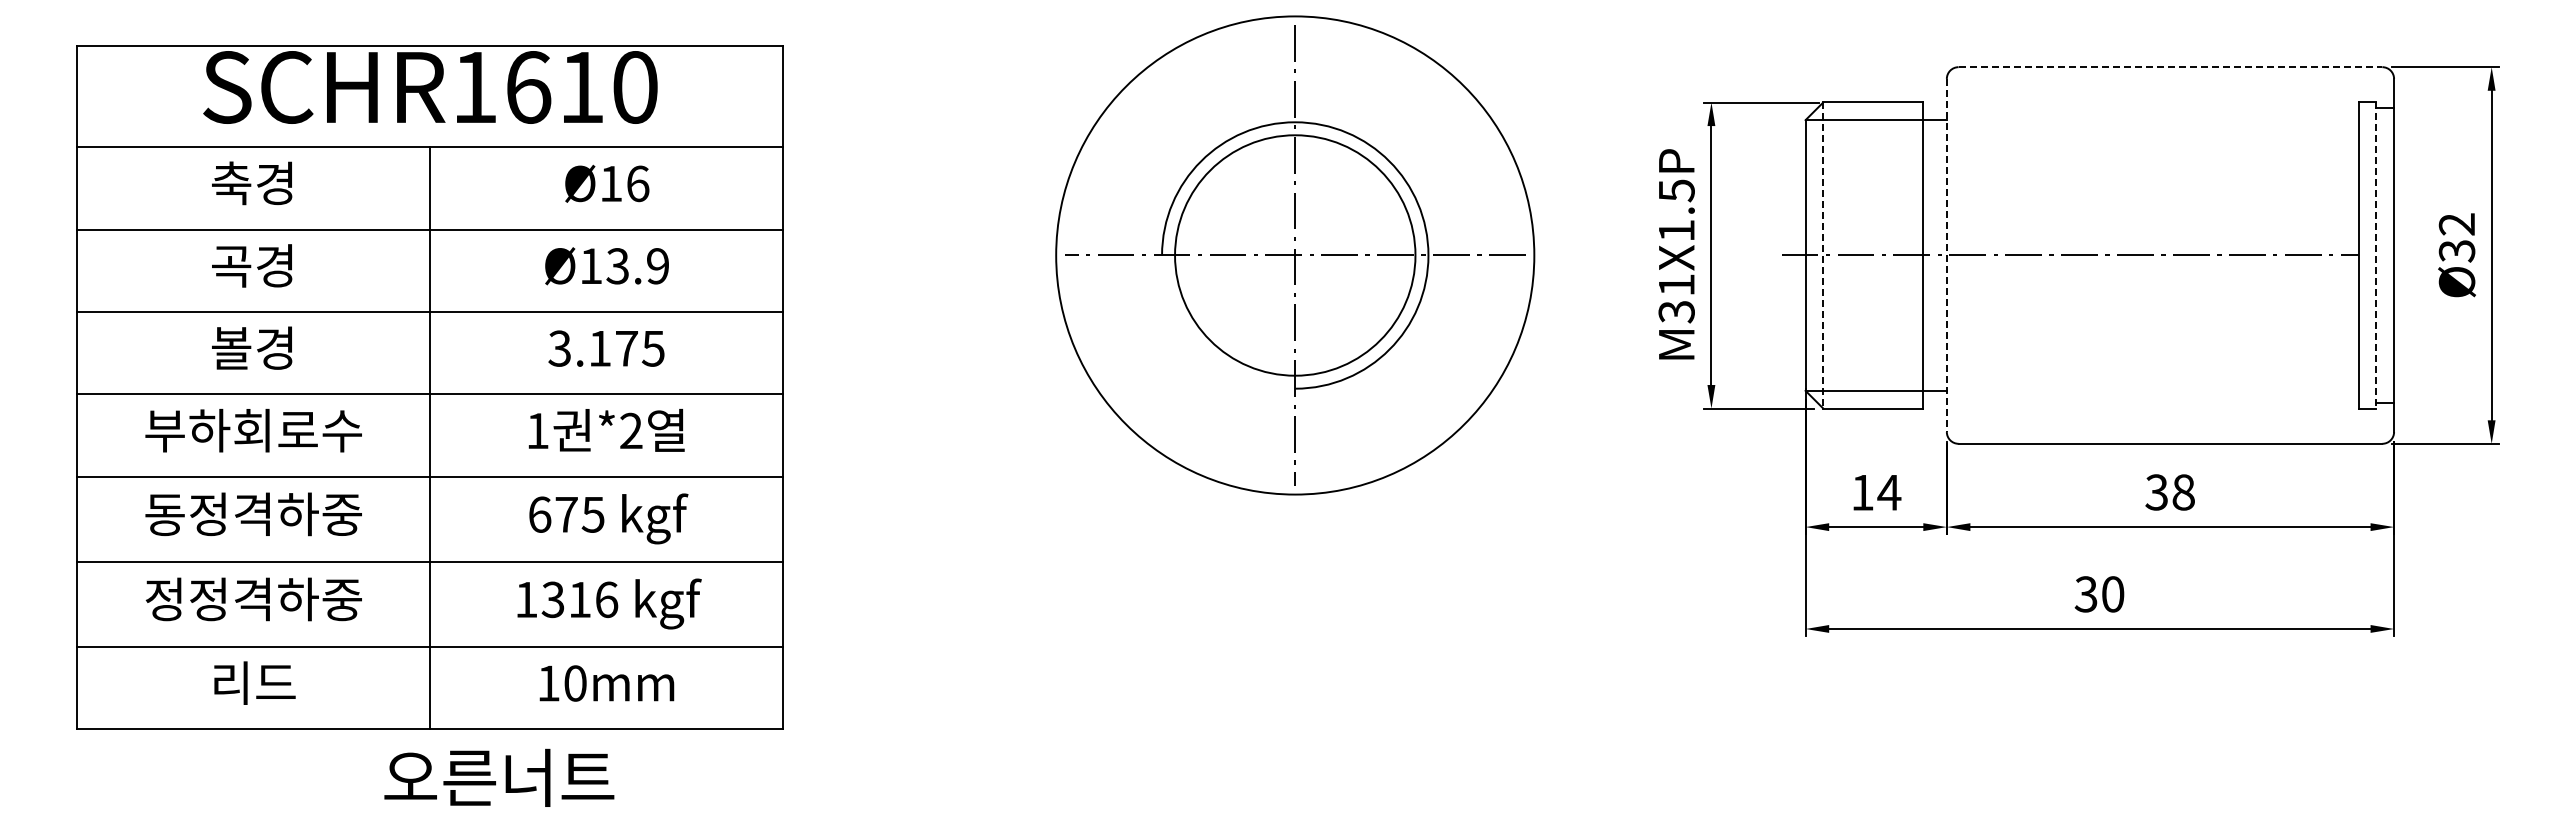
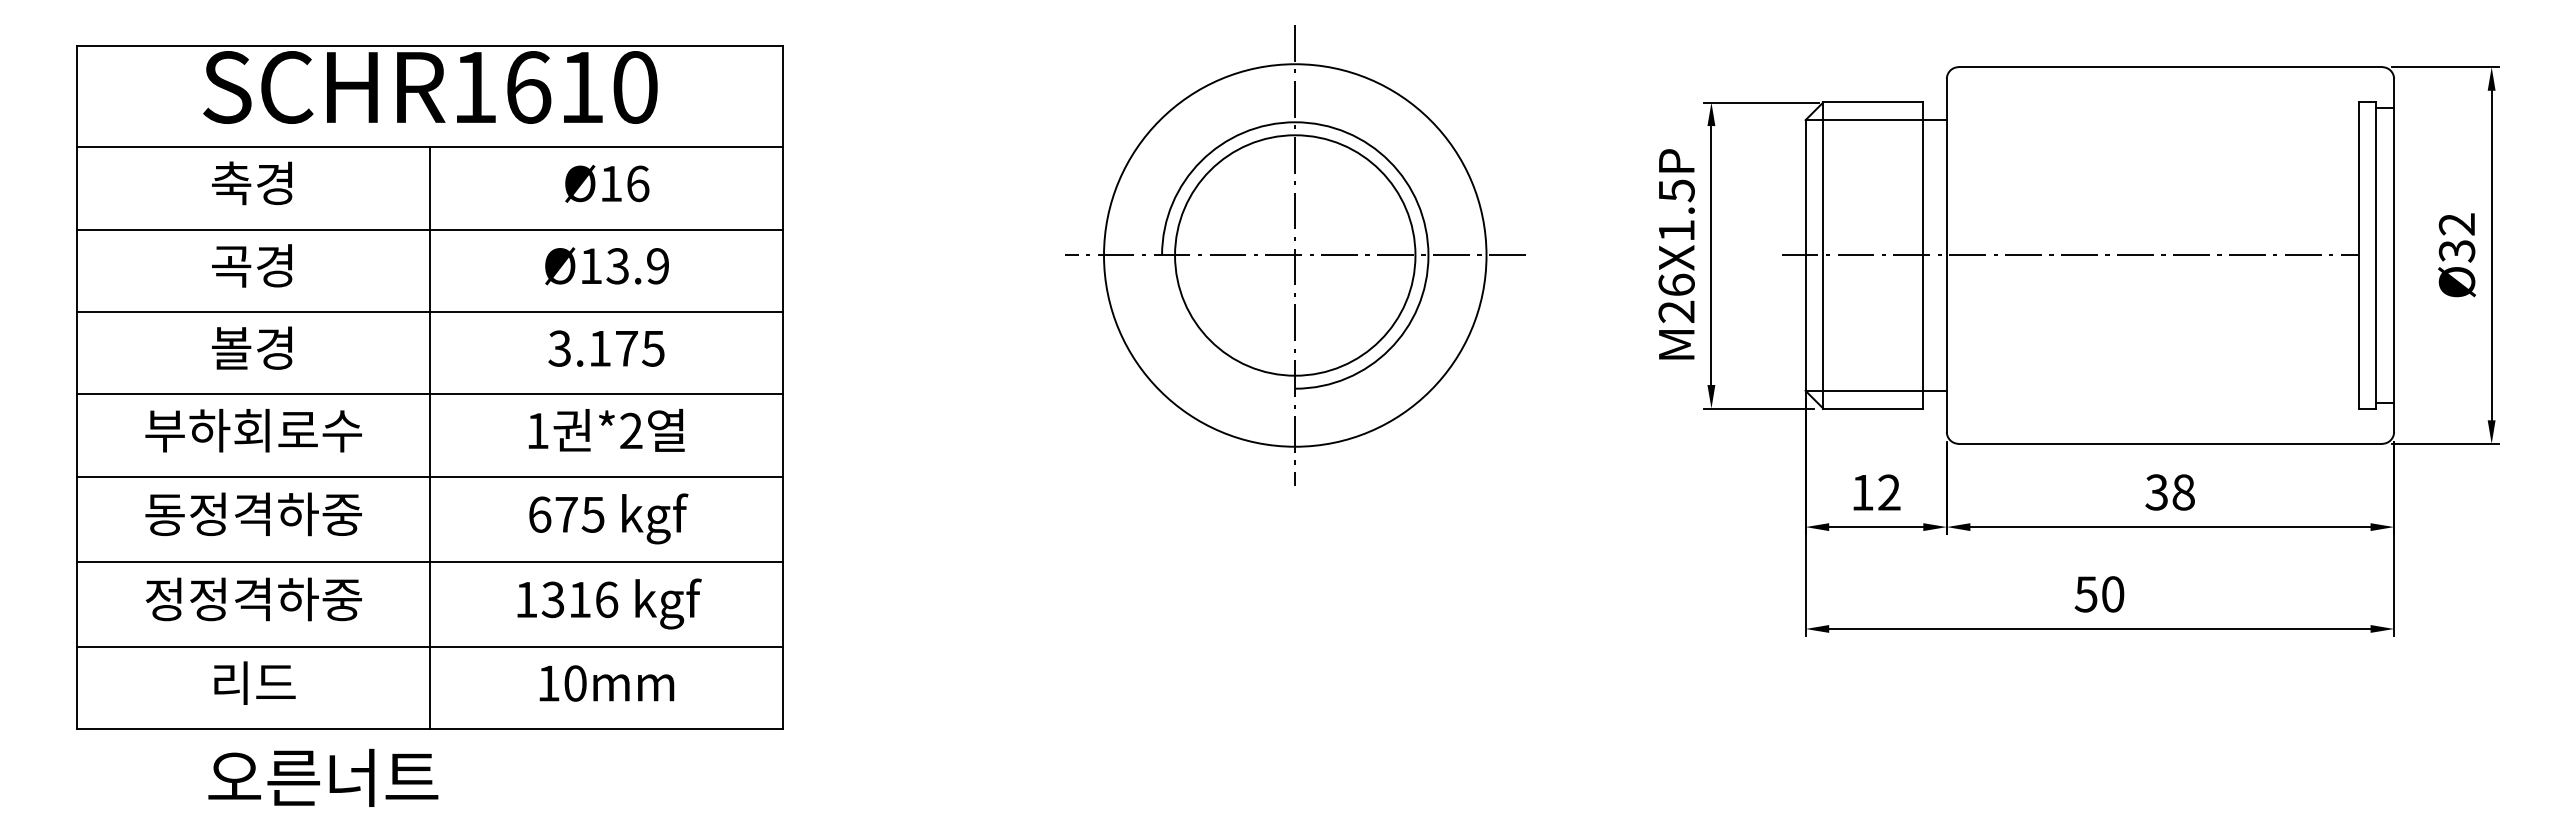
line: dashed -> solid (2170, 67)
circle diameter: 478 px -> 383 px (1295, 255)
line: dashed -> solid (1946, 255)
line: dashed -> solid (1823, 256)
line: dashed -> solid (2376, 256)
text: M31X1.5P -> M26X1.5P (1676, 298)
text: 14 -> 12 (1889, 492)
text: 30 -> 50 (2085, 594)
text position: (499, 777) -> (323, 777) (323, 777)
